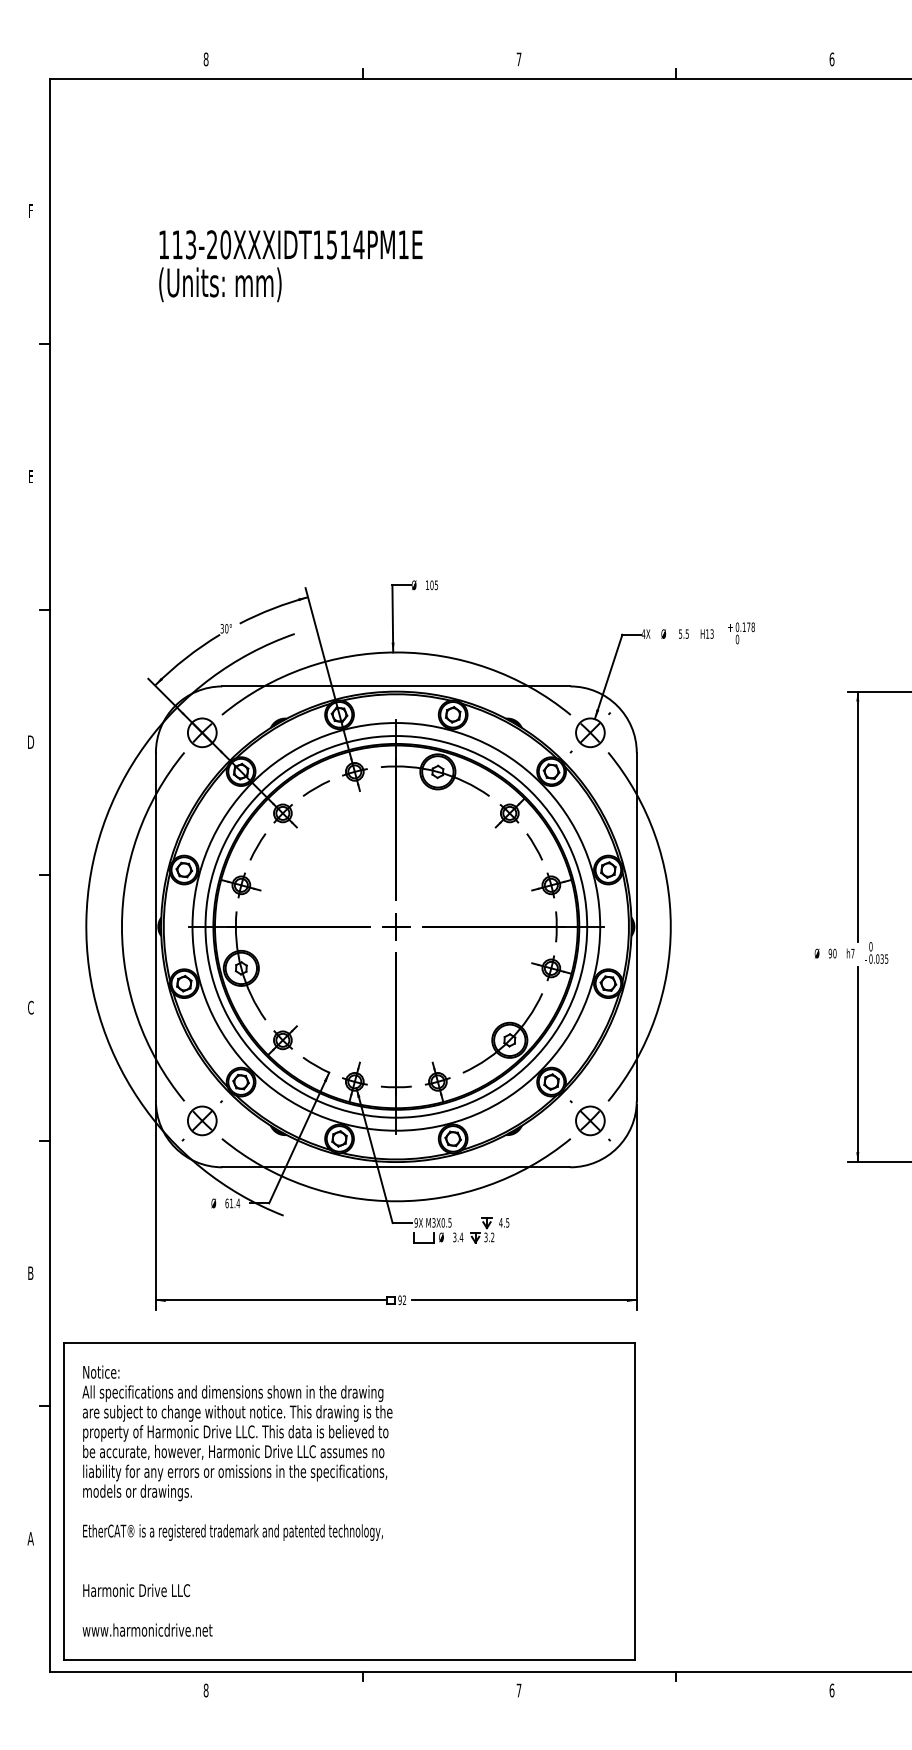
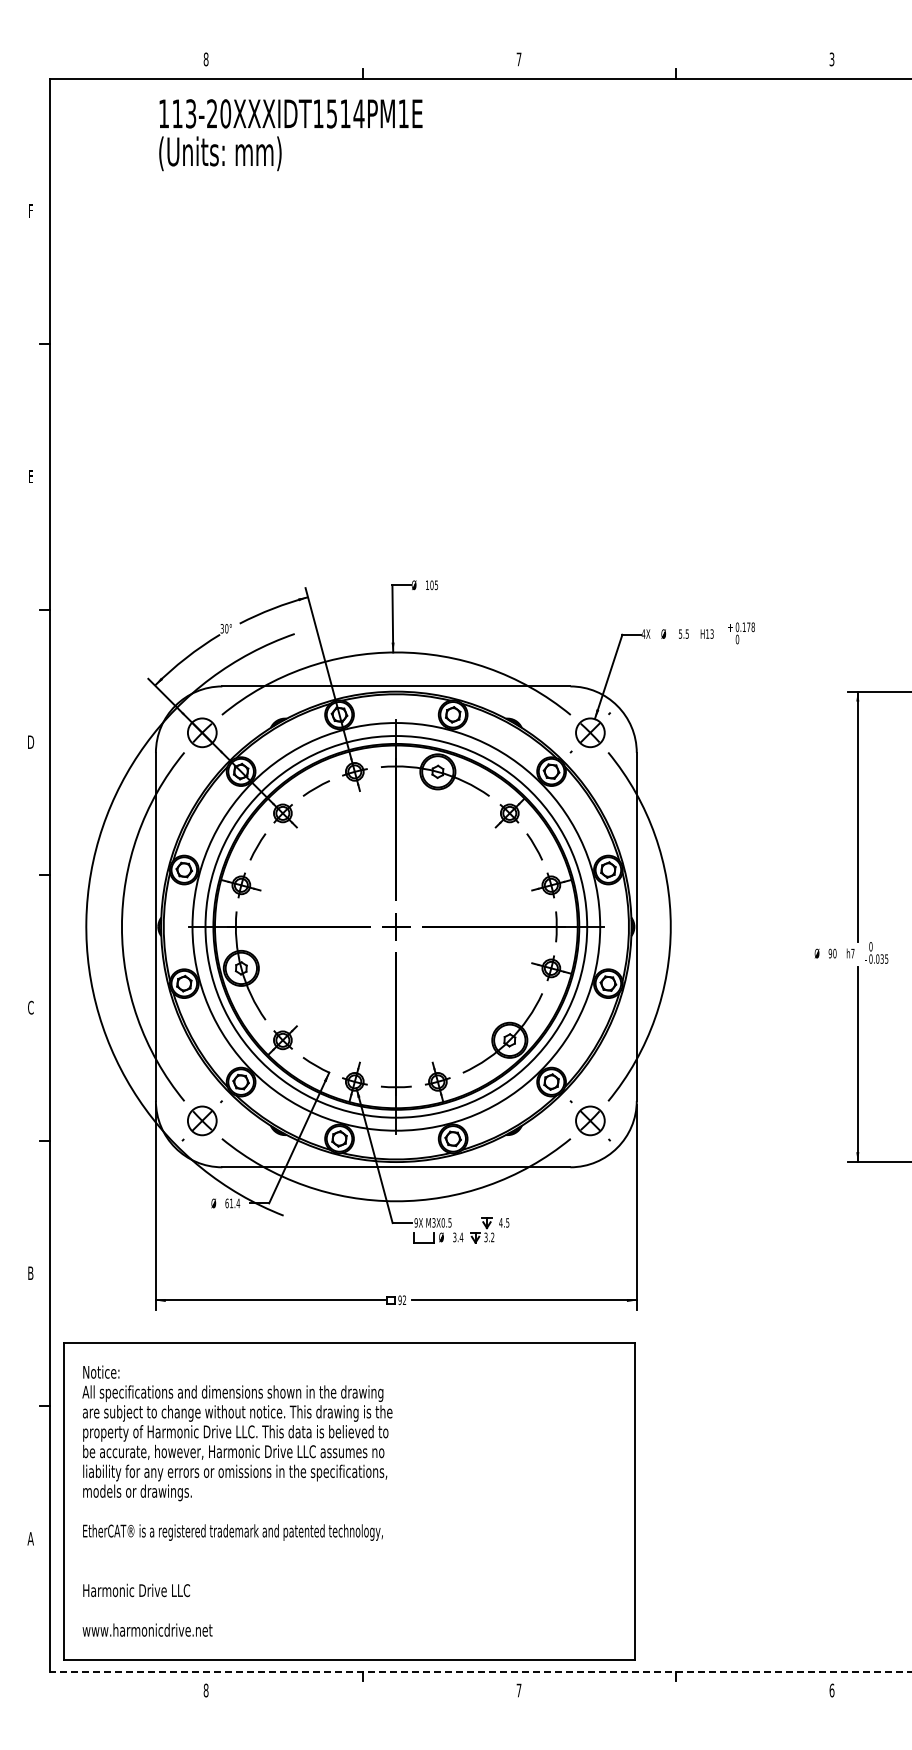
text: 6 -> 3 (831, 59)
text position: (290, 266) -> (290, 135) (290, 135)
line: solid -> dashed (480, 1671)
